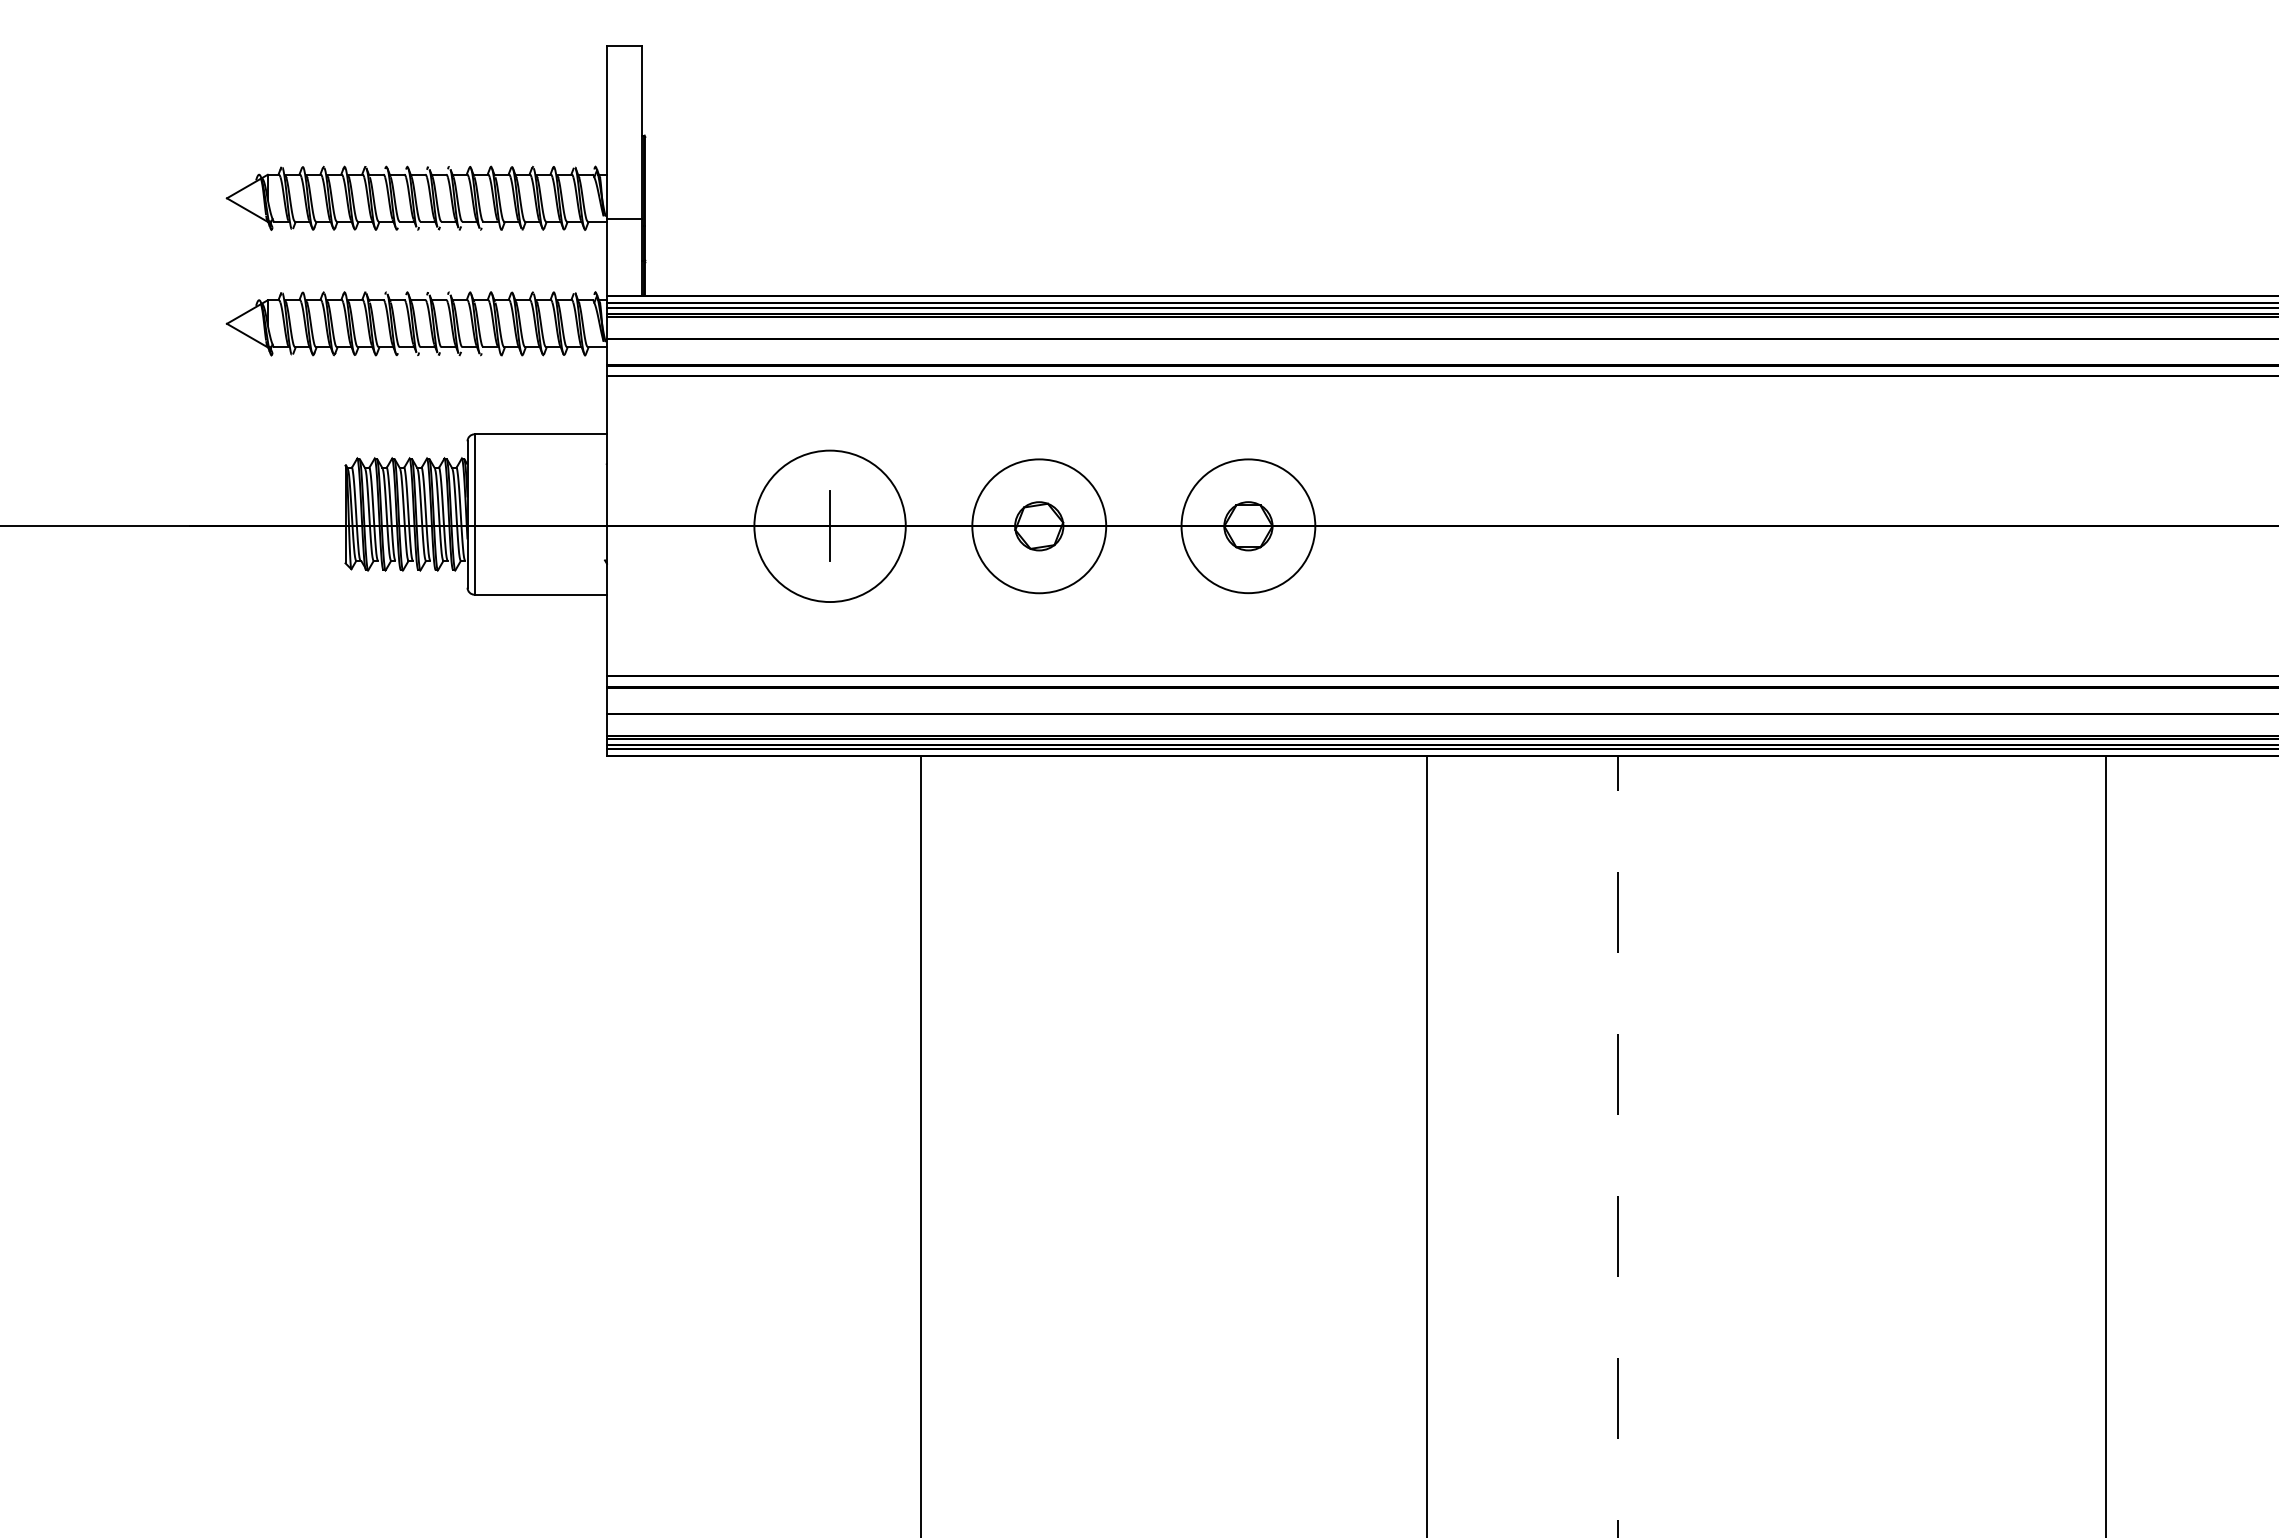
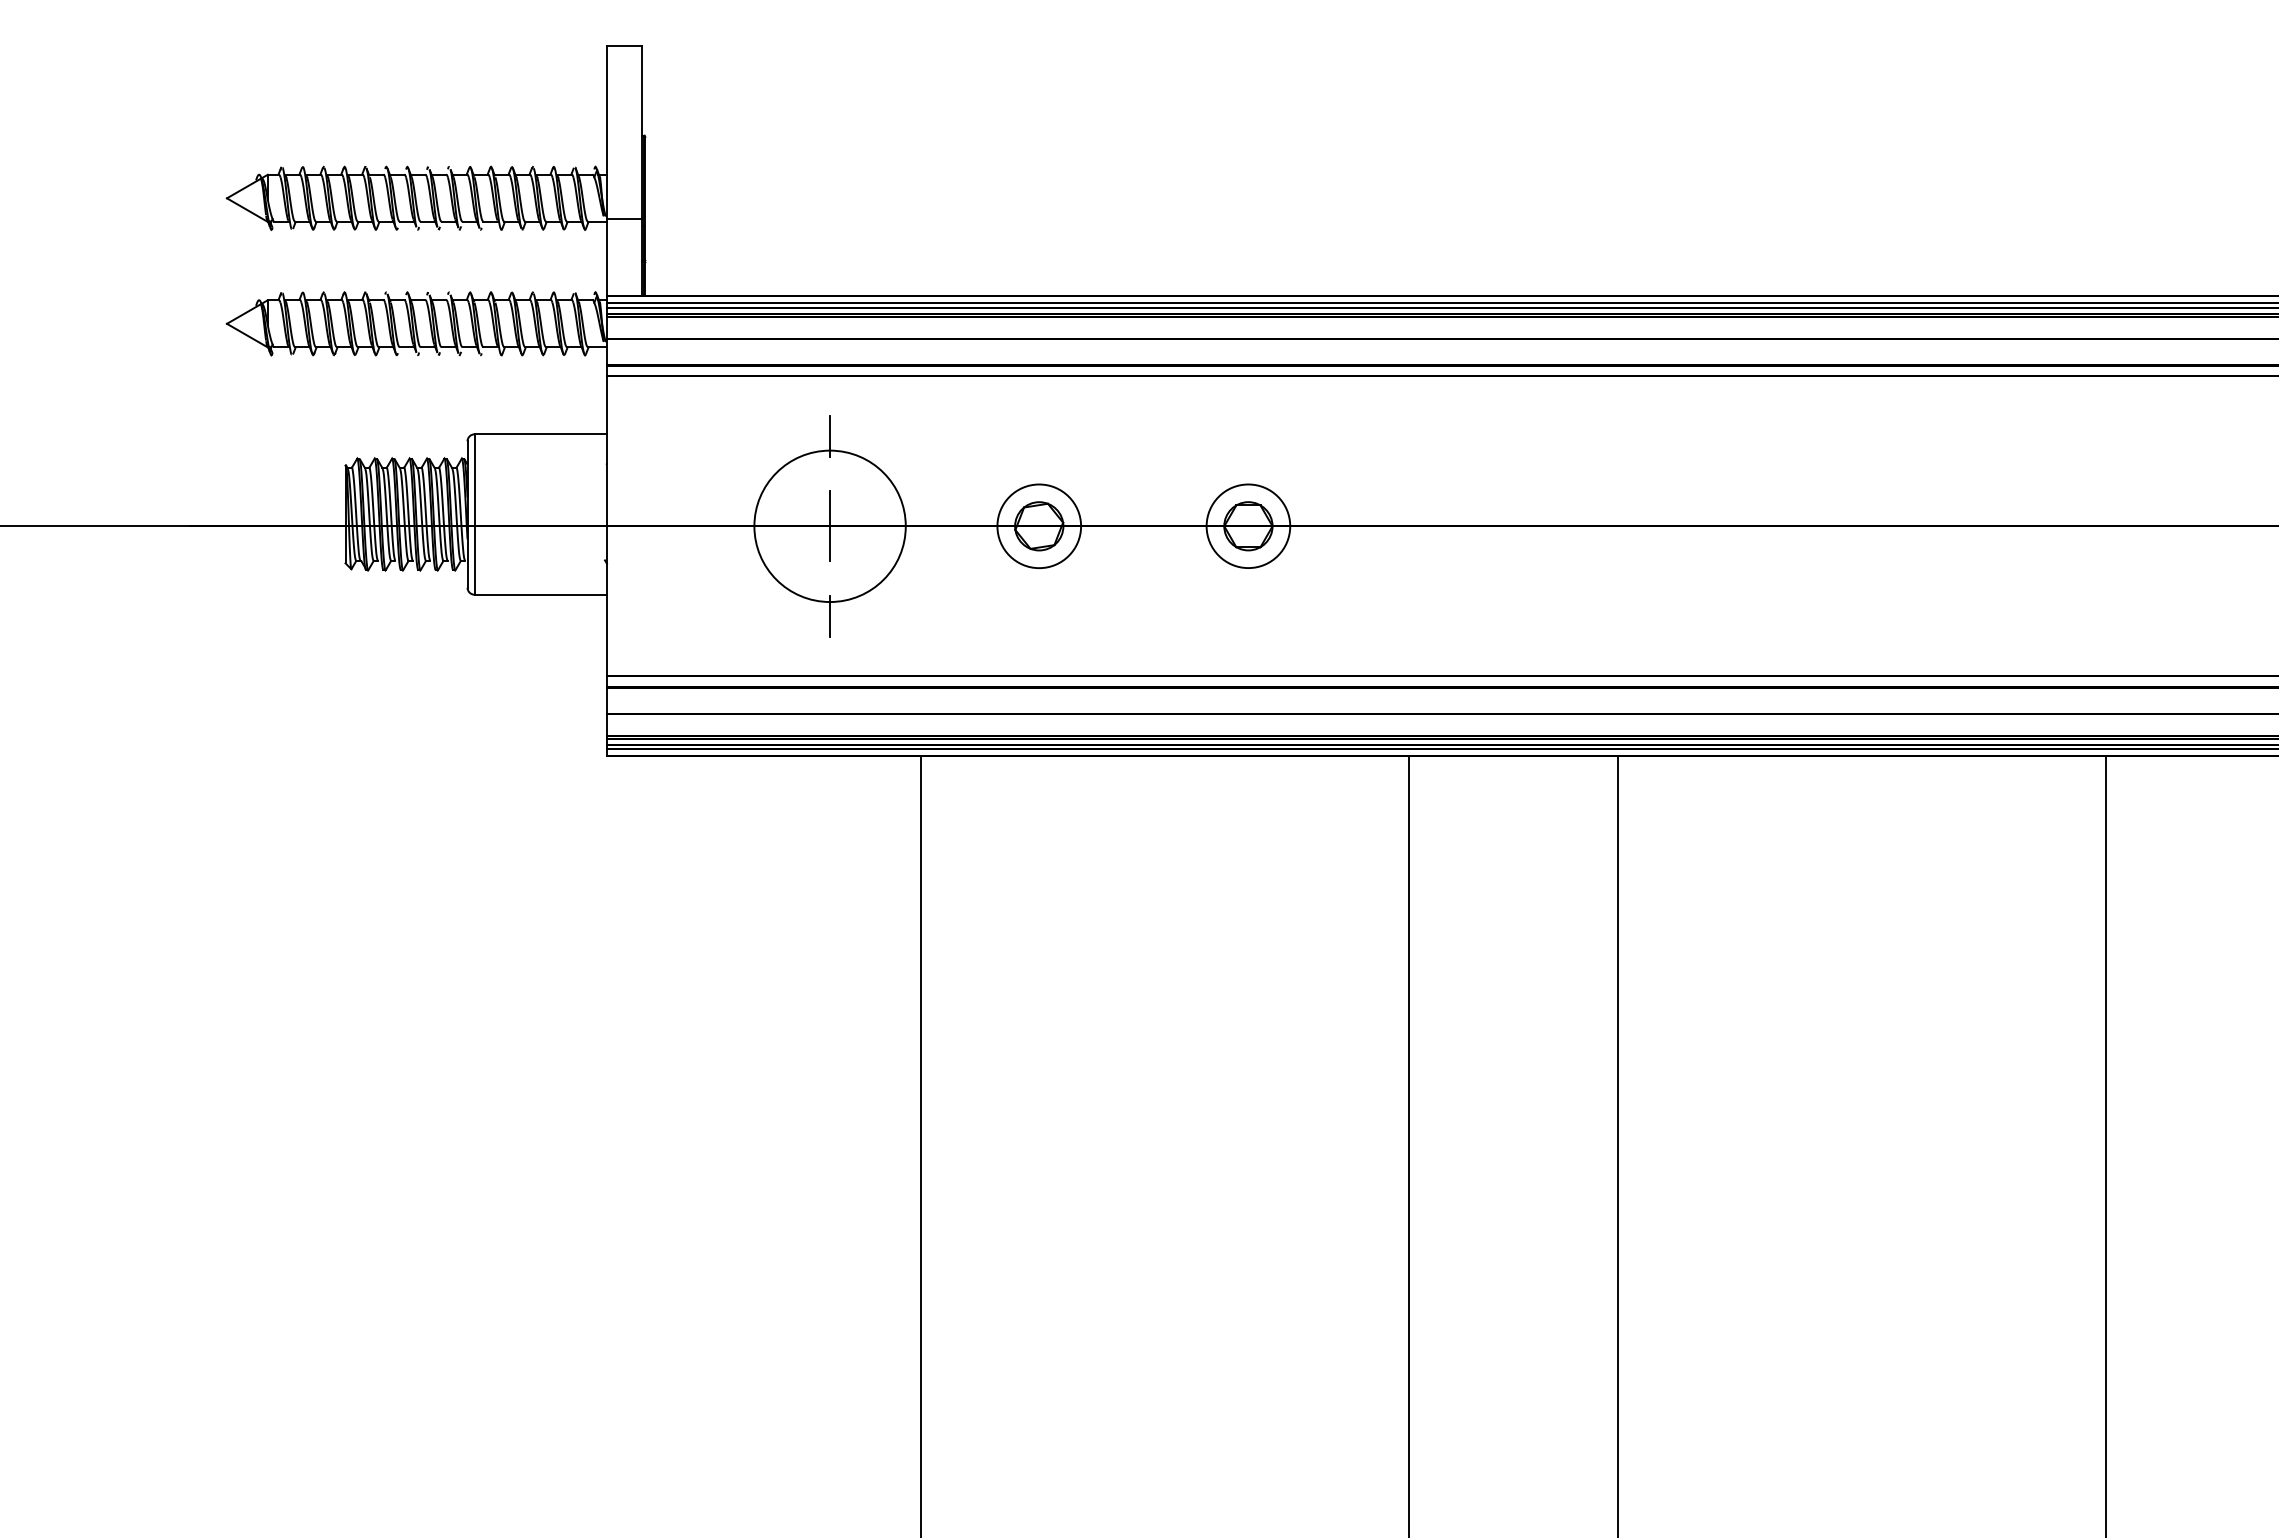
line: none -> present (830, 435)
circle diameter: 134 px -> 84 px (1039, 526)
circle diameter: 134 px -> 84 px (1248, 526)
line: none -> present (830, 616)
line position: (1426, 1145) -> (1408, 1145) (1408, 1145)
line: dashed -> solid (1618, 1146)
